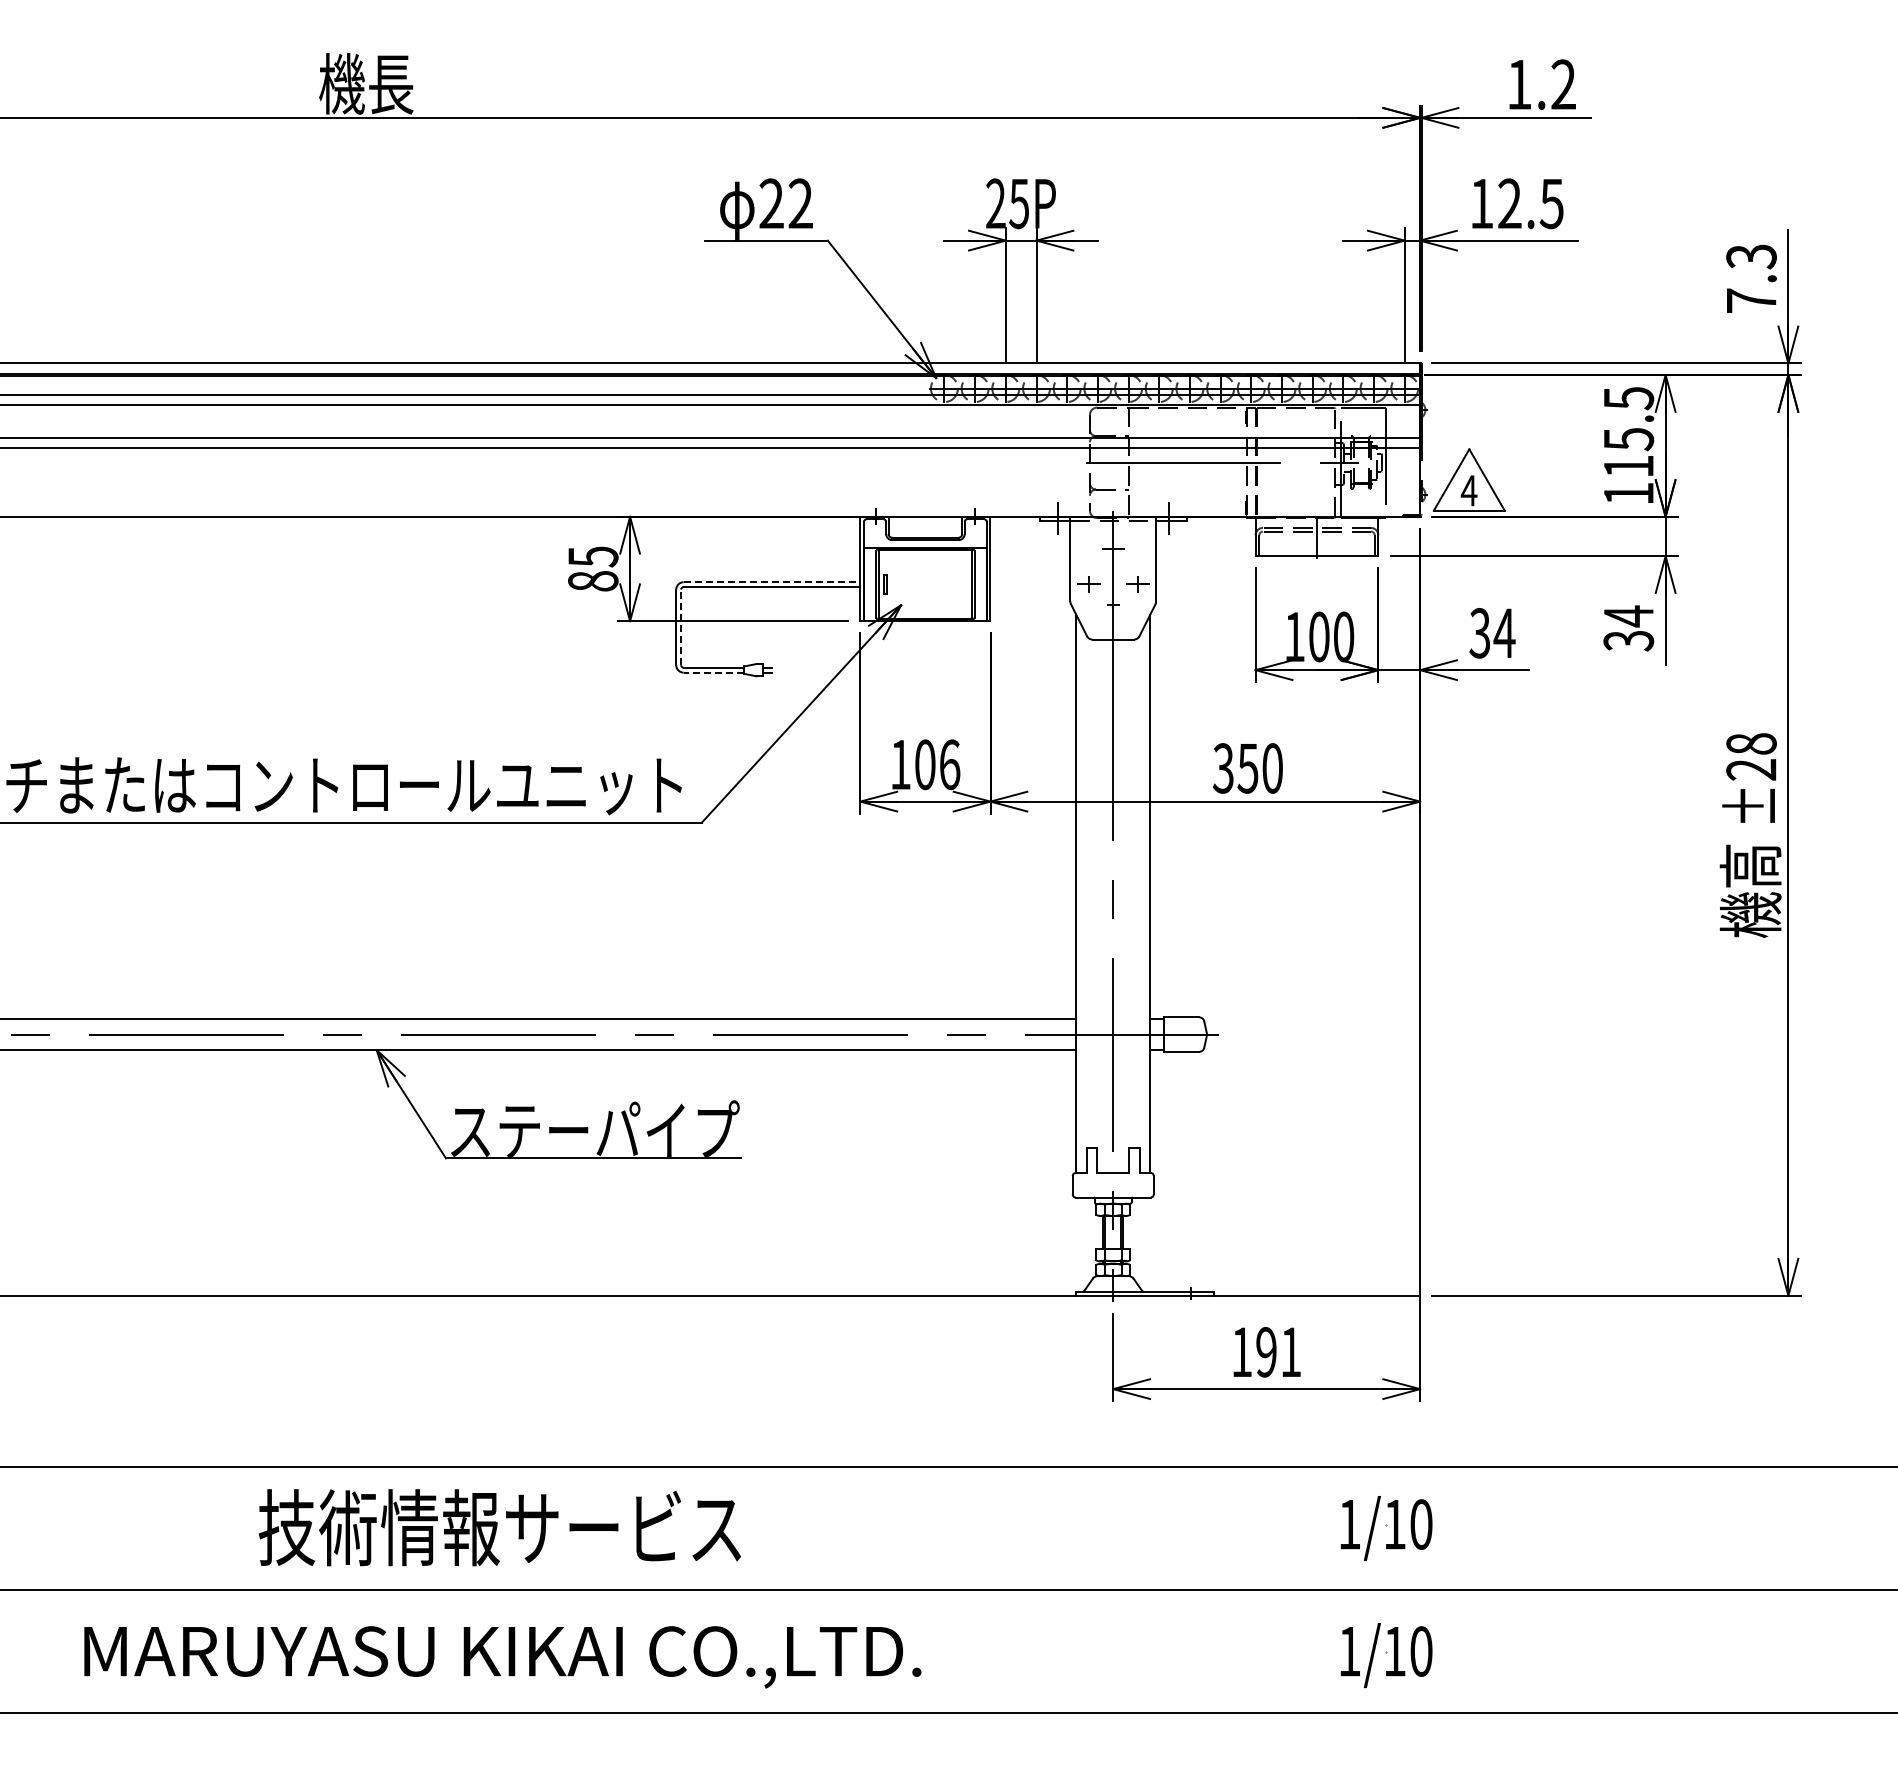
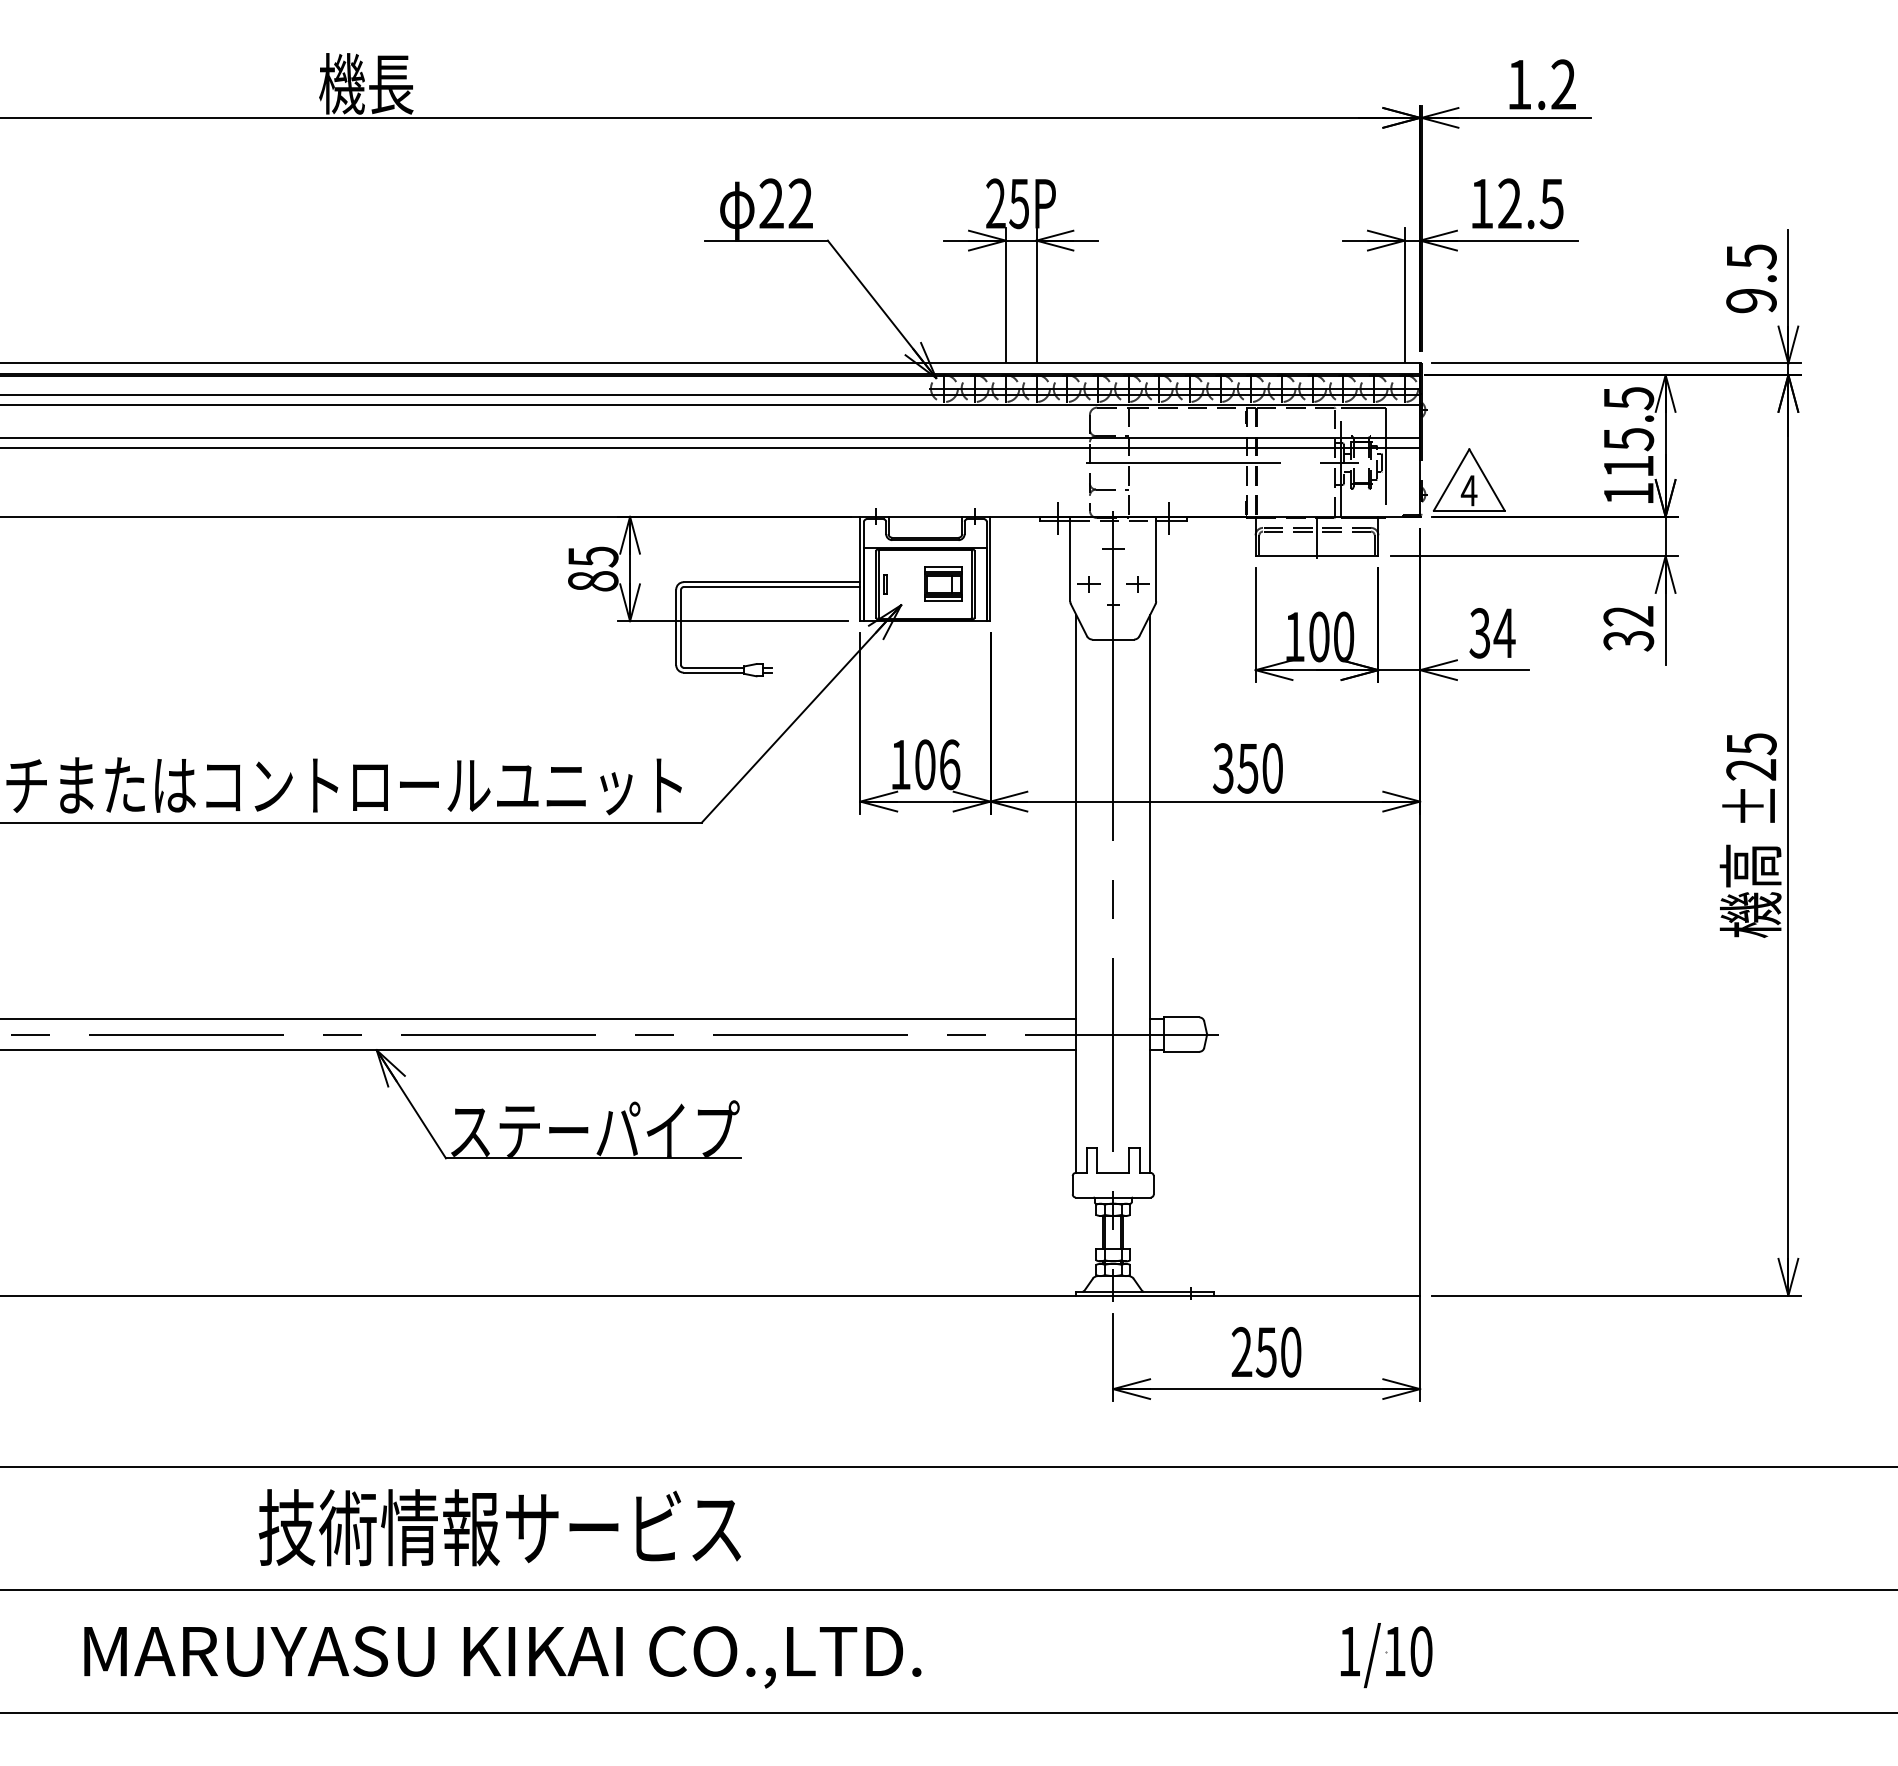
text: 7.3 -> 9.5 (1751, 278)
line: dashed -> solid (772, 582)
part: none -> present (943, 583)
text: 34 -> 32 (1628, 616)
line: dashed -> solid (681, 627)
line: dashed -> solid (713, 672)
text: ±28 -> ±25 (1751, 744)
text: 191 -> 250 (1266, 1351)
part: present -> none (1386, 1528)
